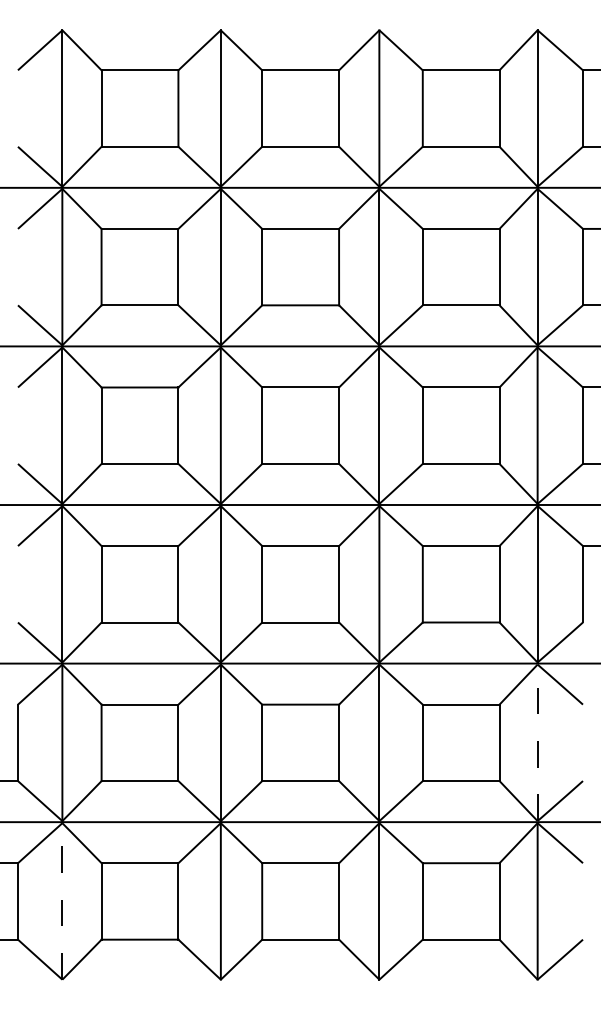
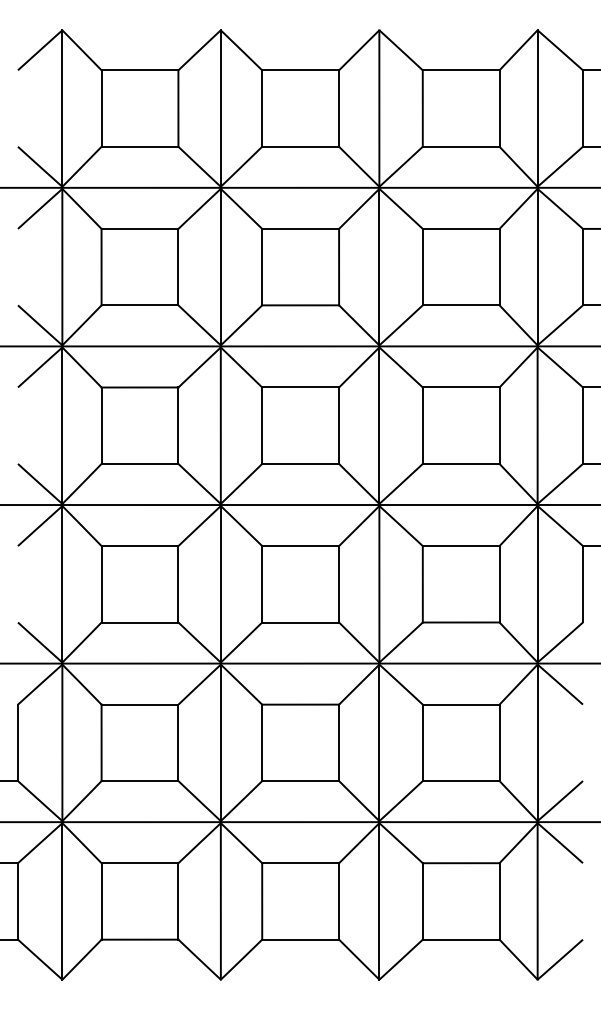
line: dashed -> solid (537, 742)
line: dashed -> solid (62, 900)
